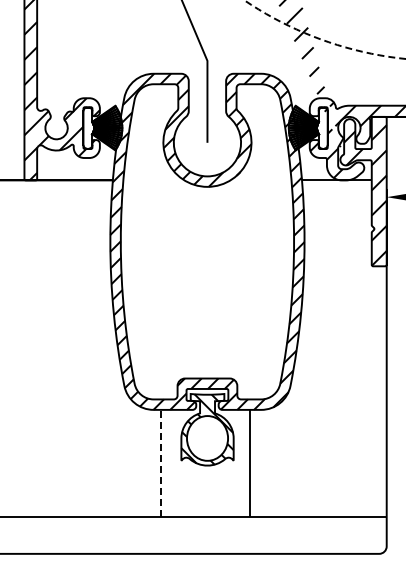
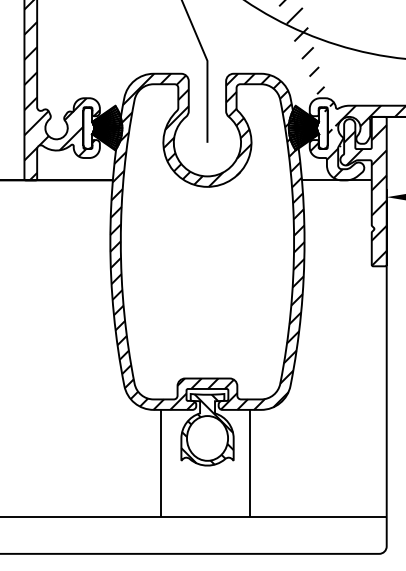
circle: dashed -> solid (324, 29)
line: dashed -> solid (160, 462)
